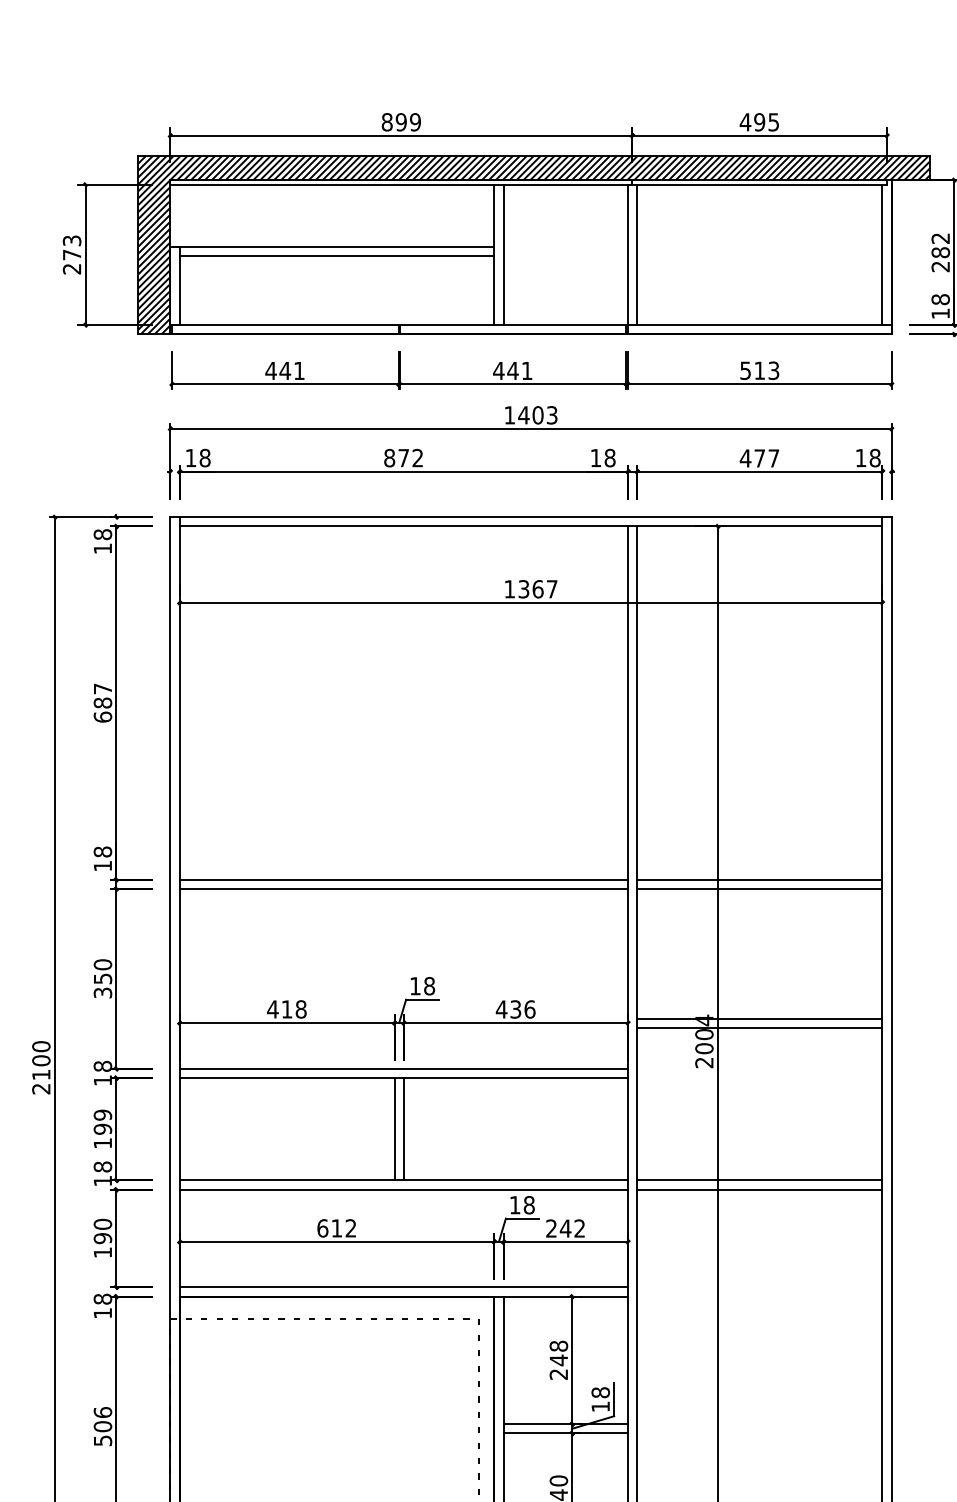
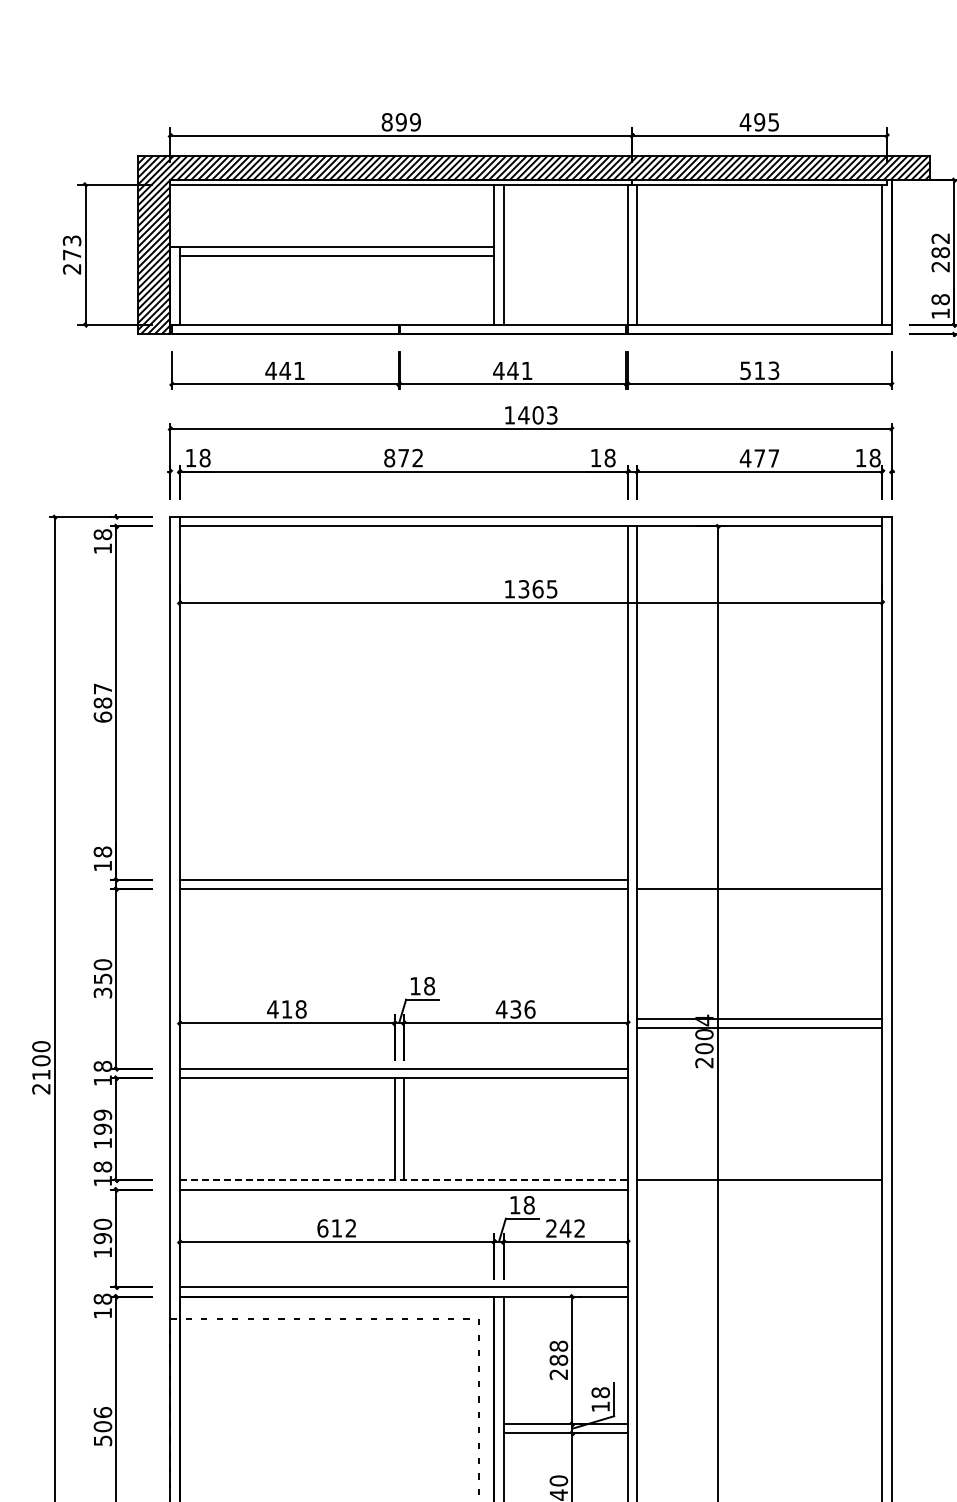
text: 1367 -> 1365 (552, 589)
line: present -> none (759, 879)
line: solid -> dashed (404, 1180)
line: present -> none (759, 1189)
text: 248 -> 288 (558, 1360)
